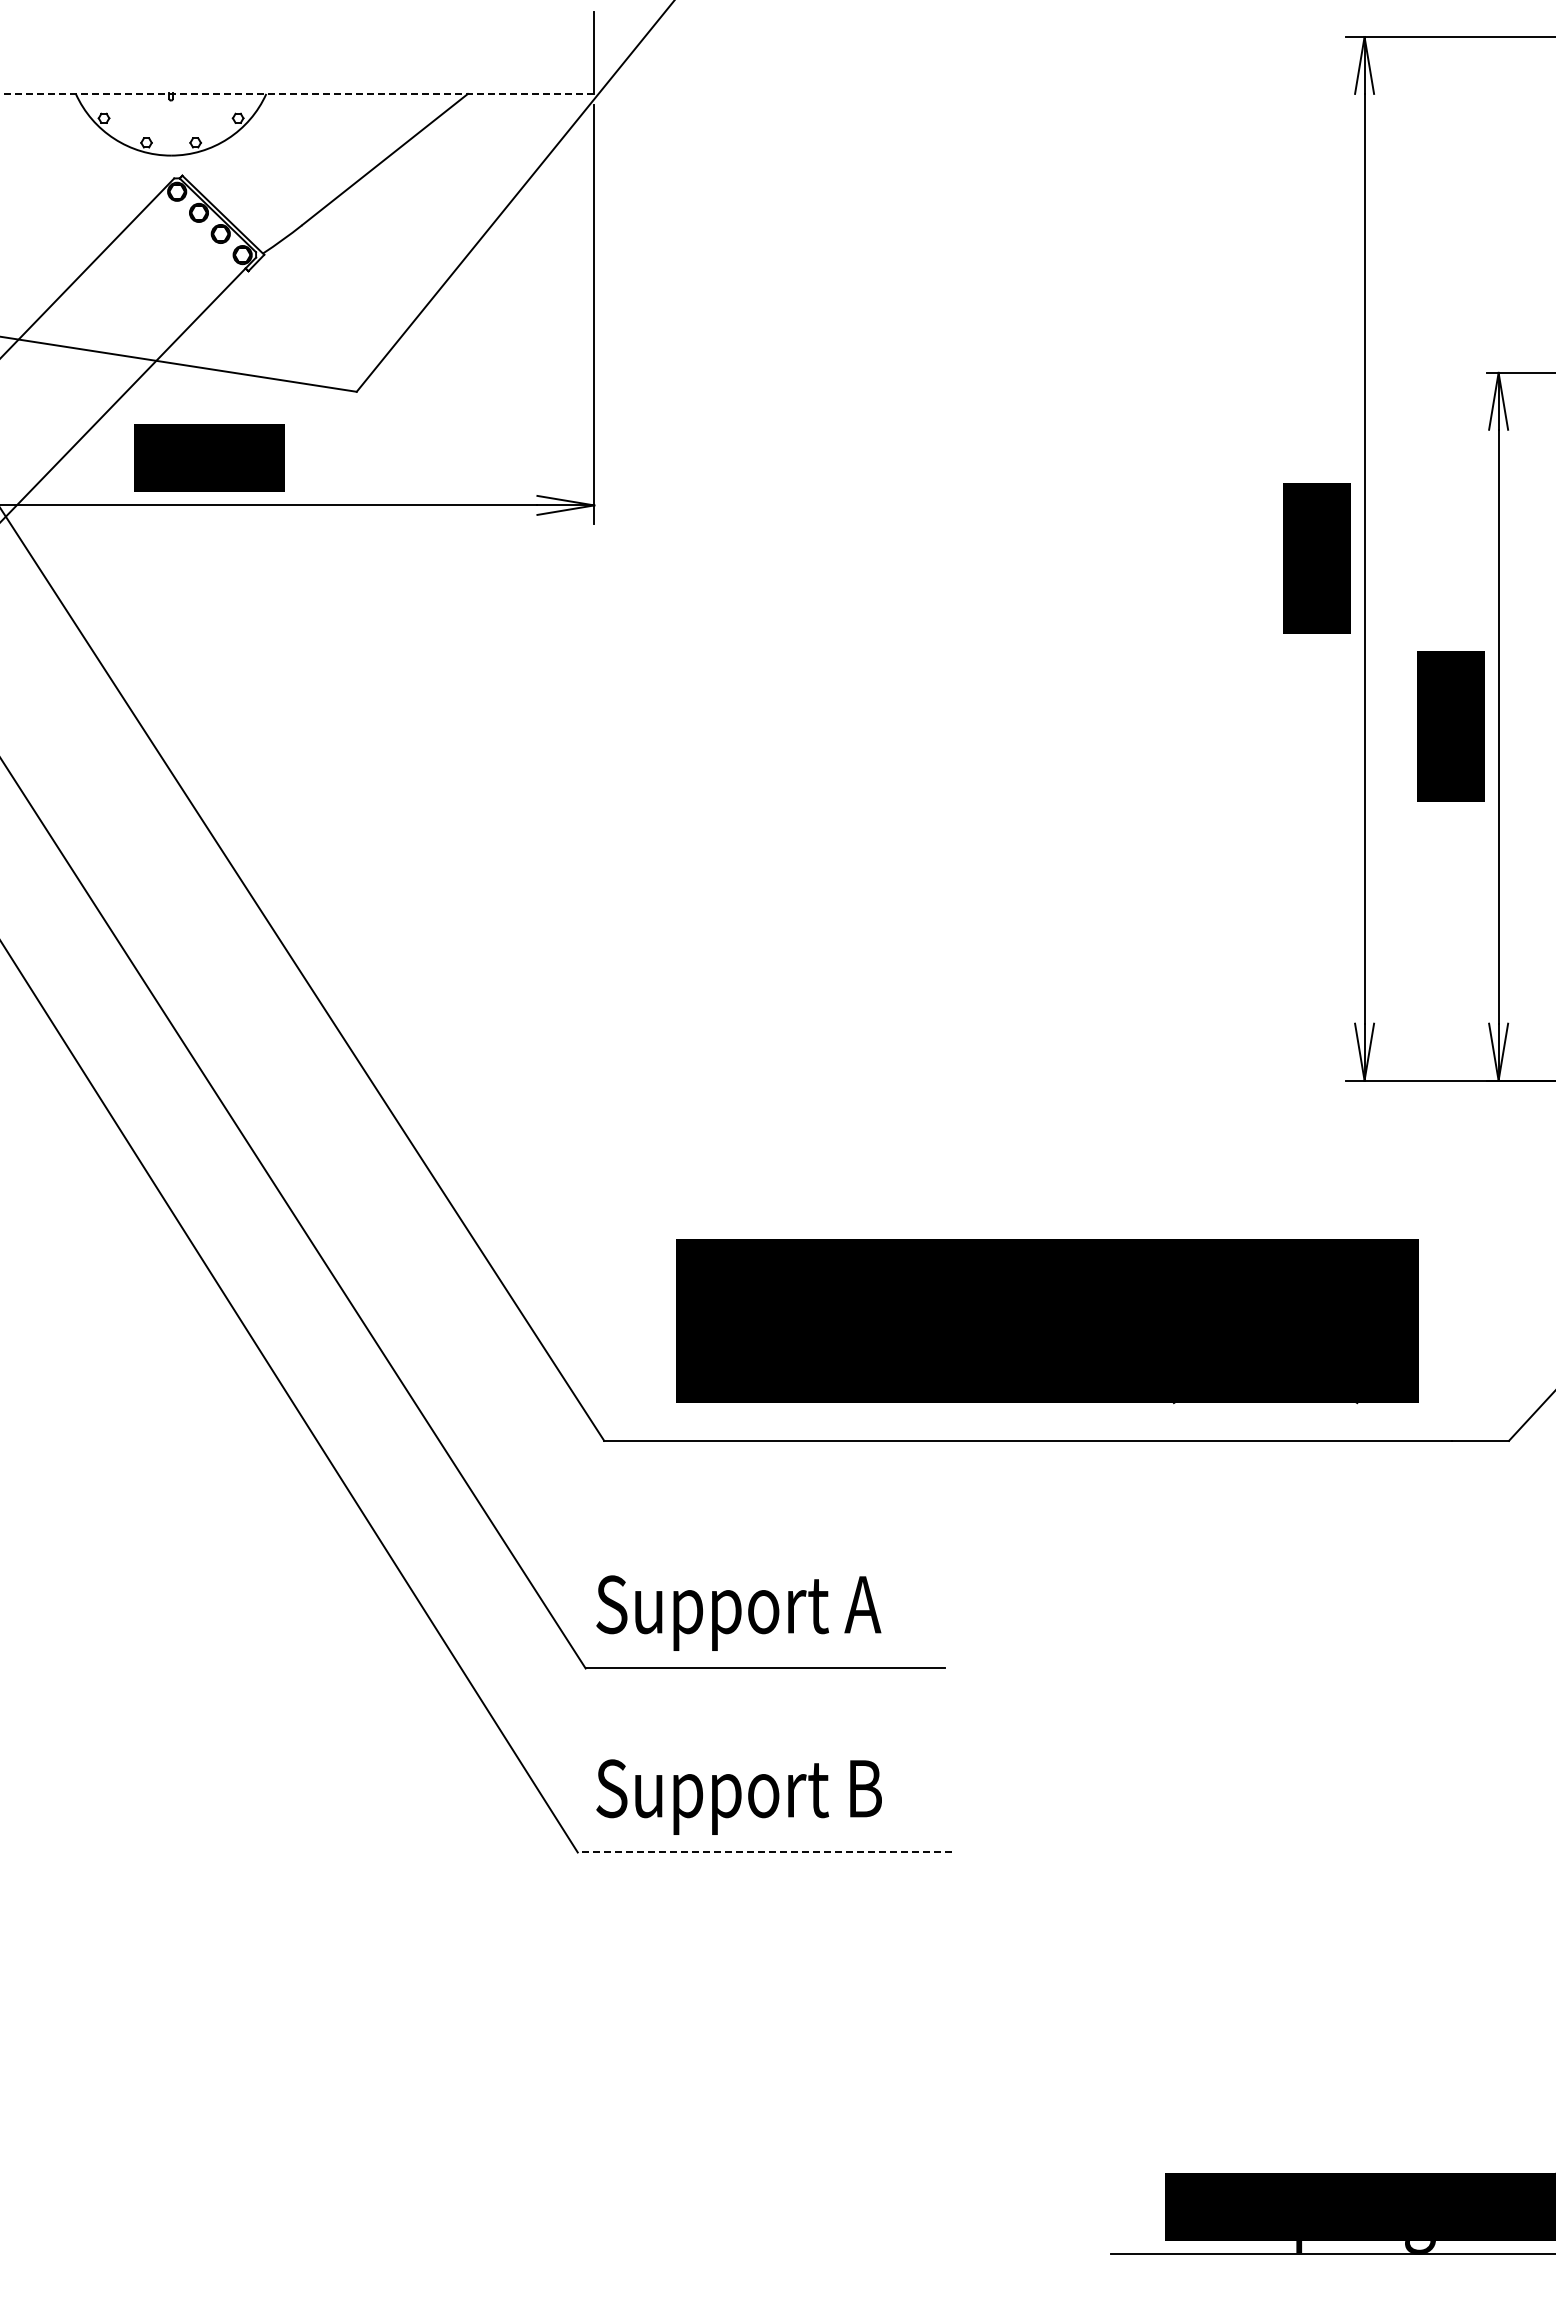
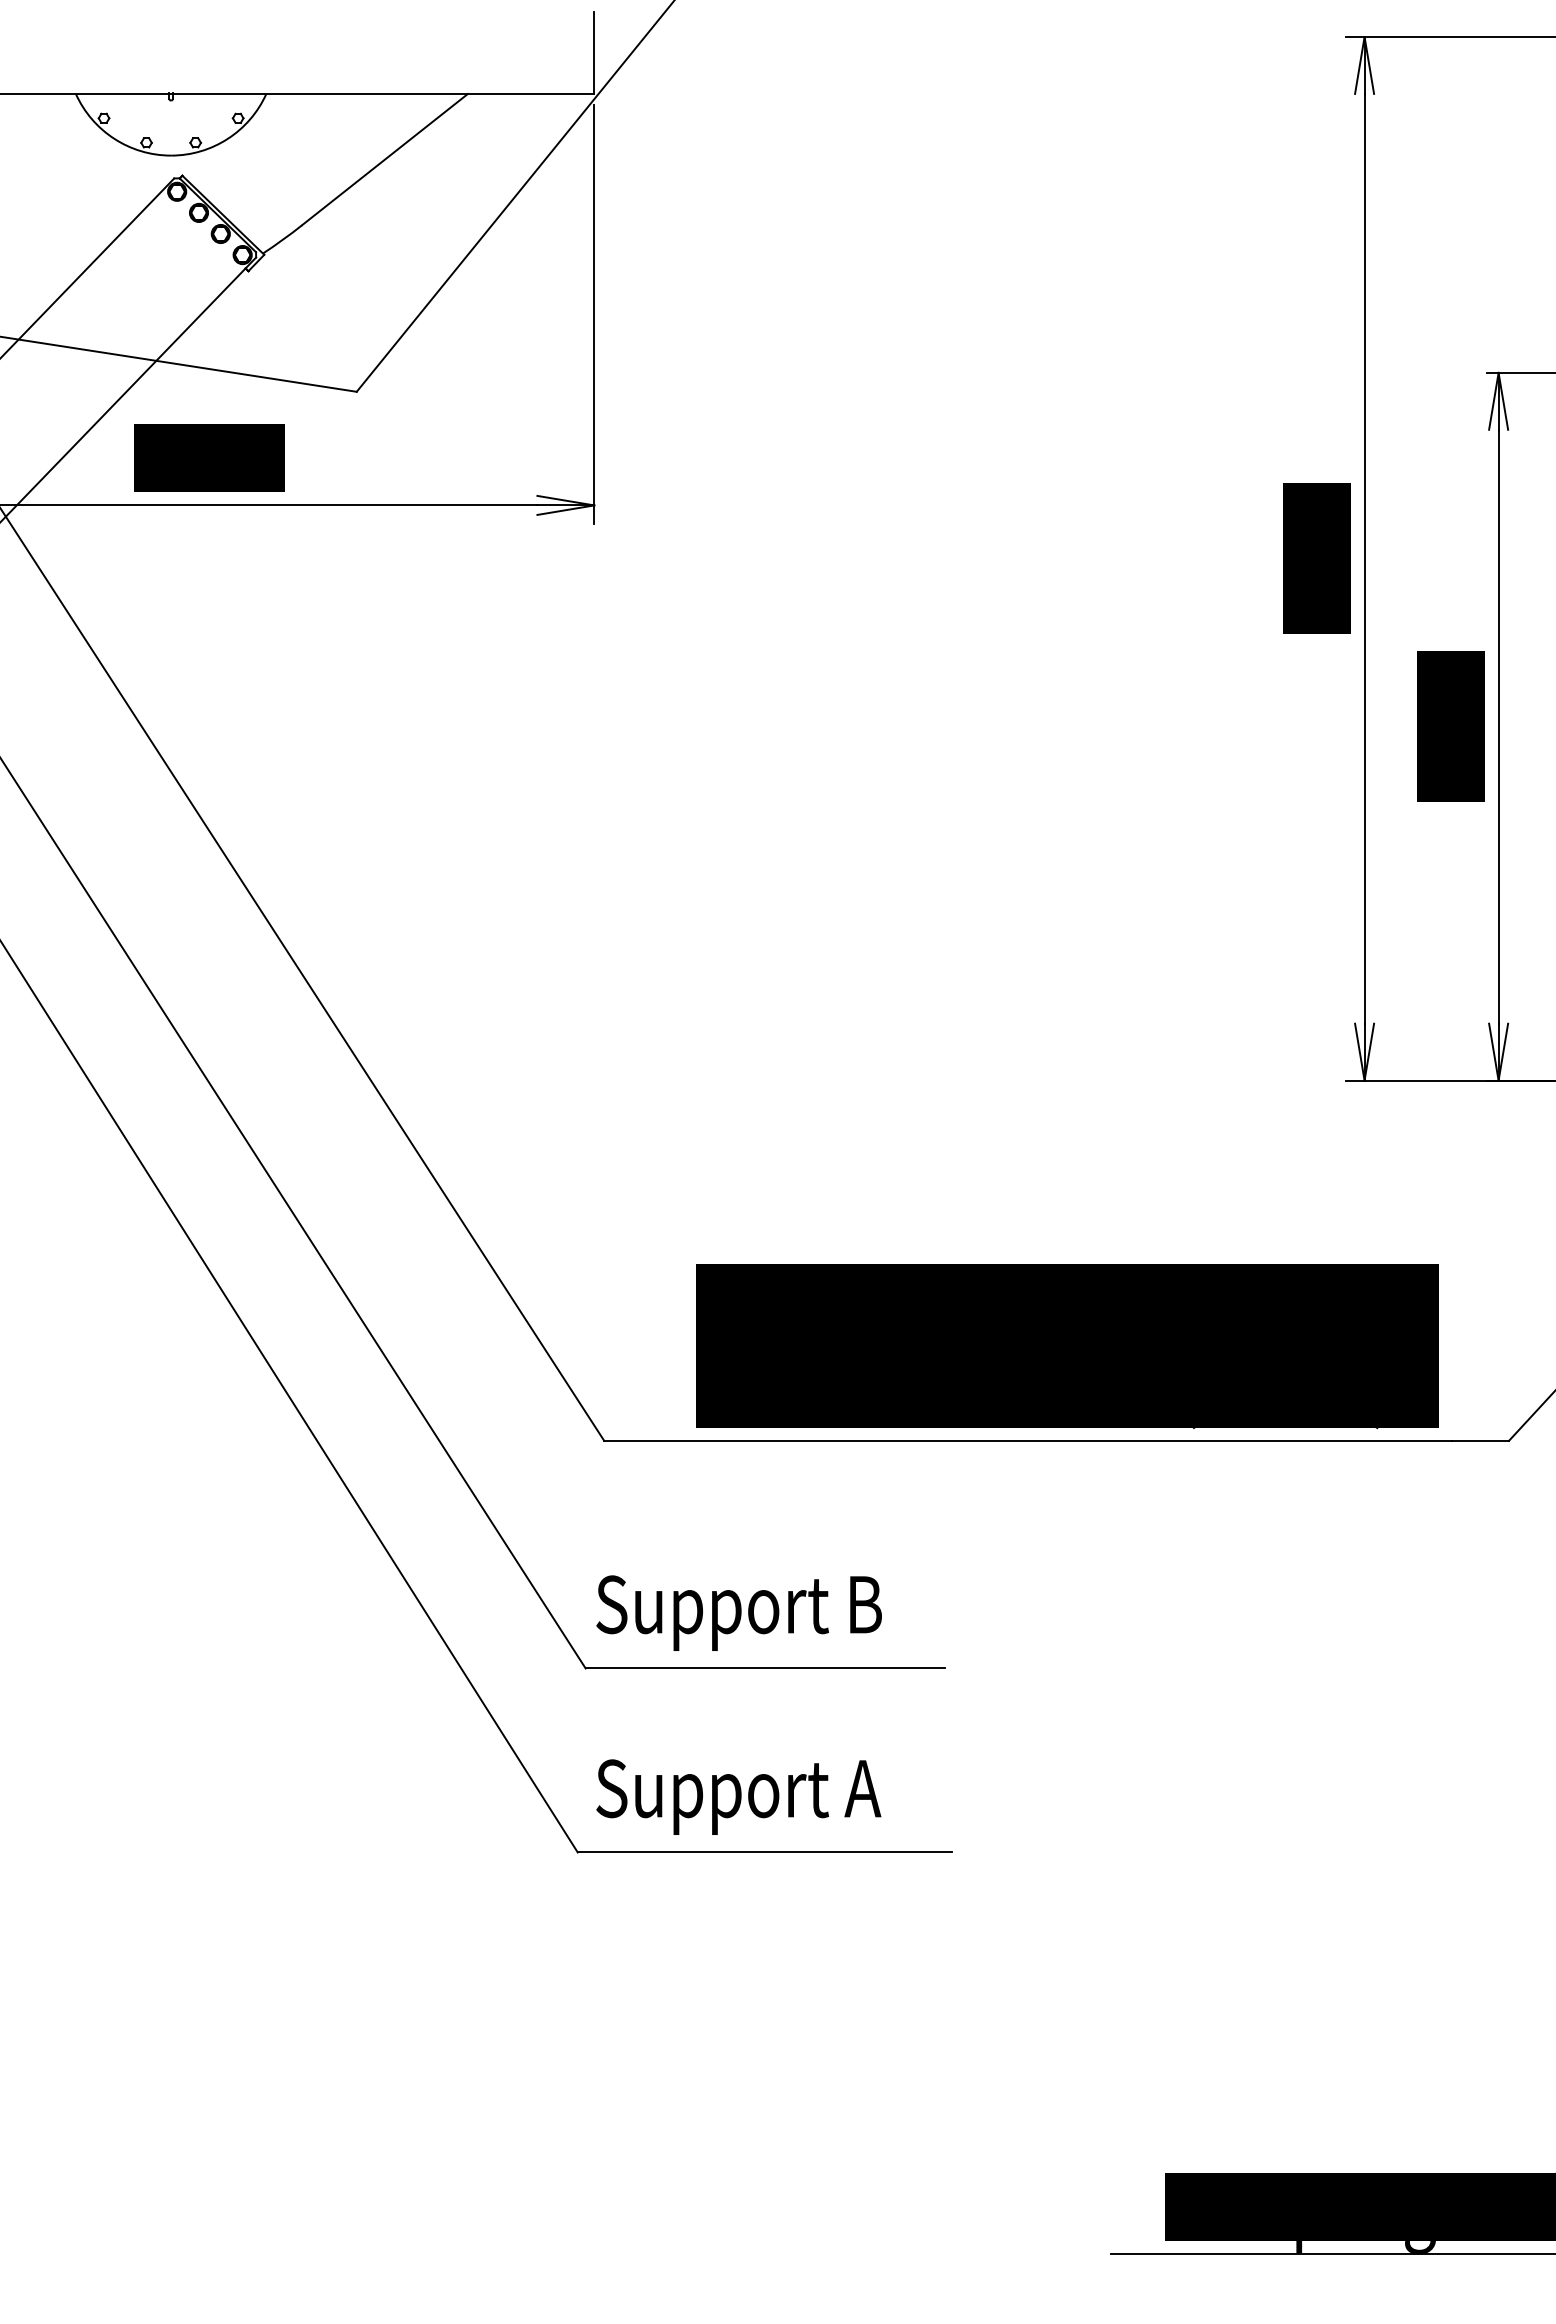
line: dashed -> solid (297, 93)
text position: (1047, 1321) -> (1067, 1346) (1067, 1346)
text: Support A -> Support B (862, 1604)
text: Support B -> Support A (862, 1788)
line: dashed -> solid (764, 1852)
